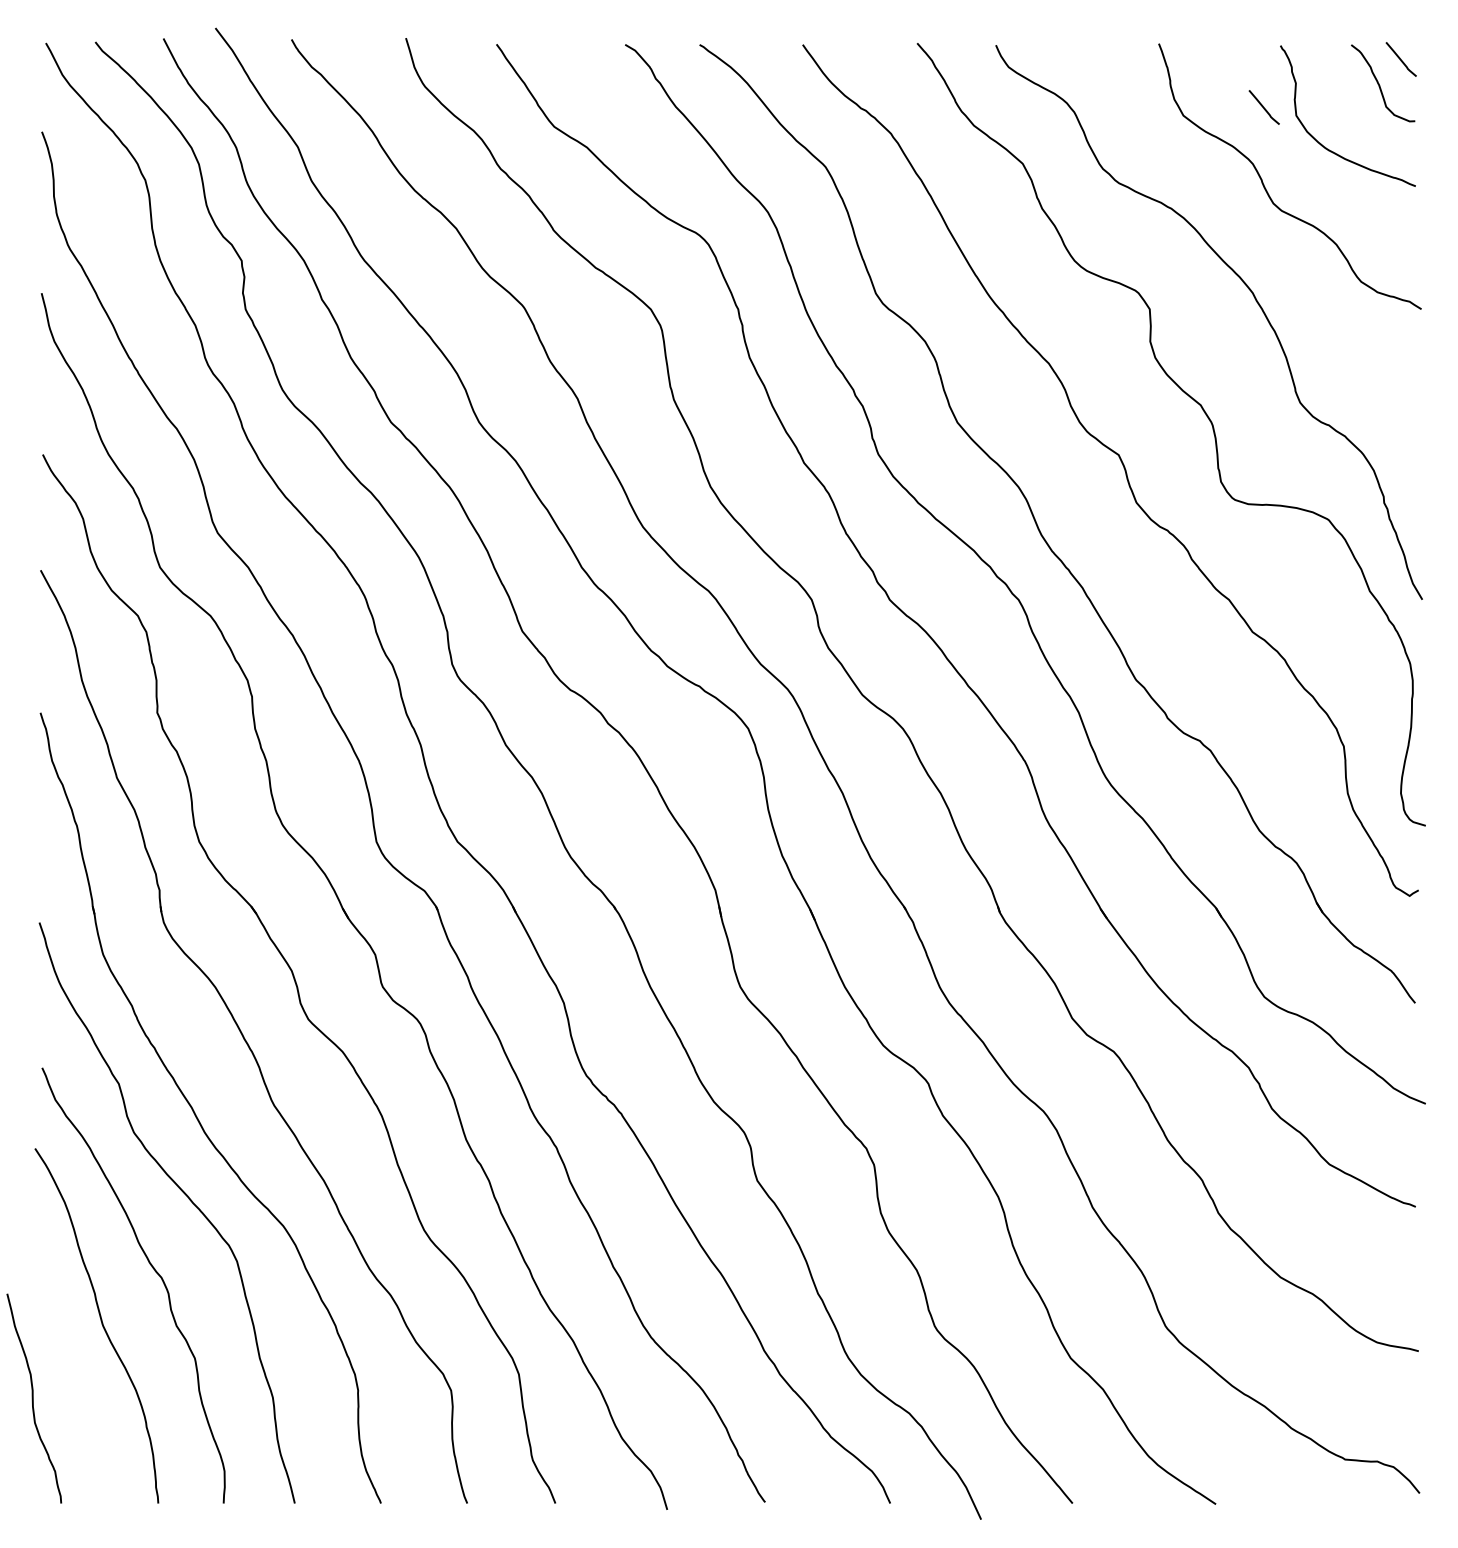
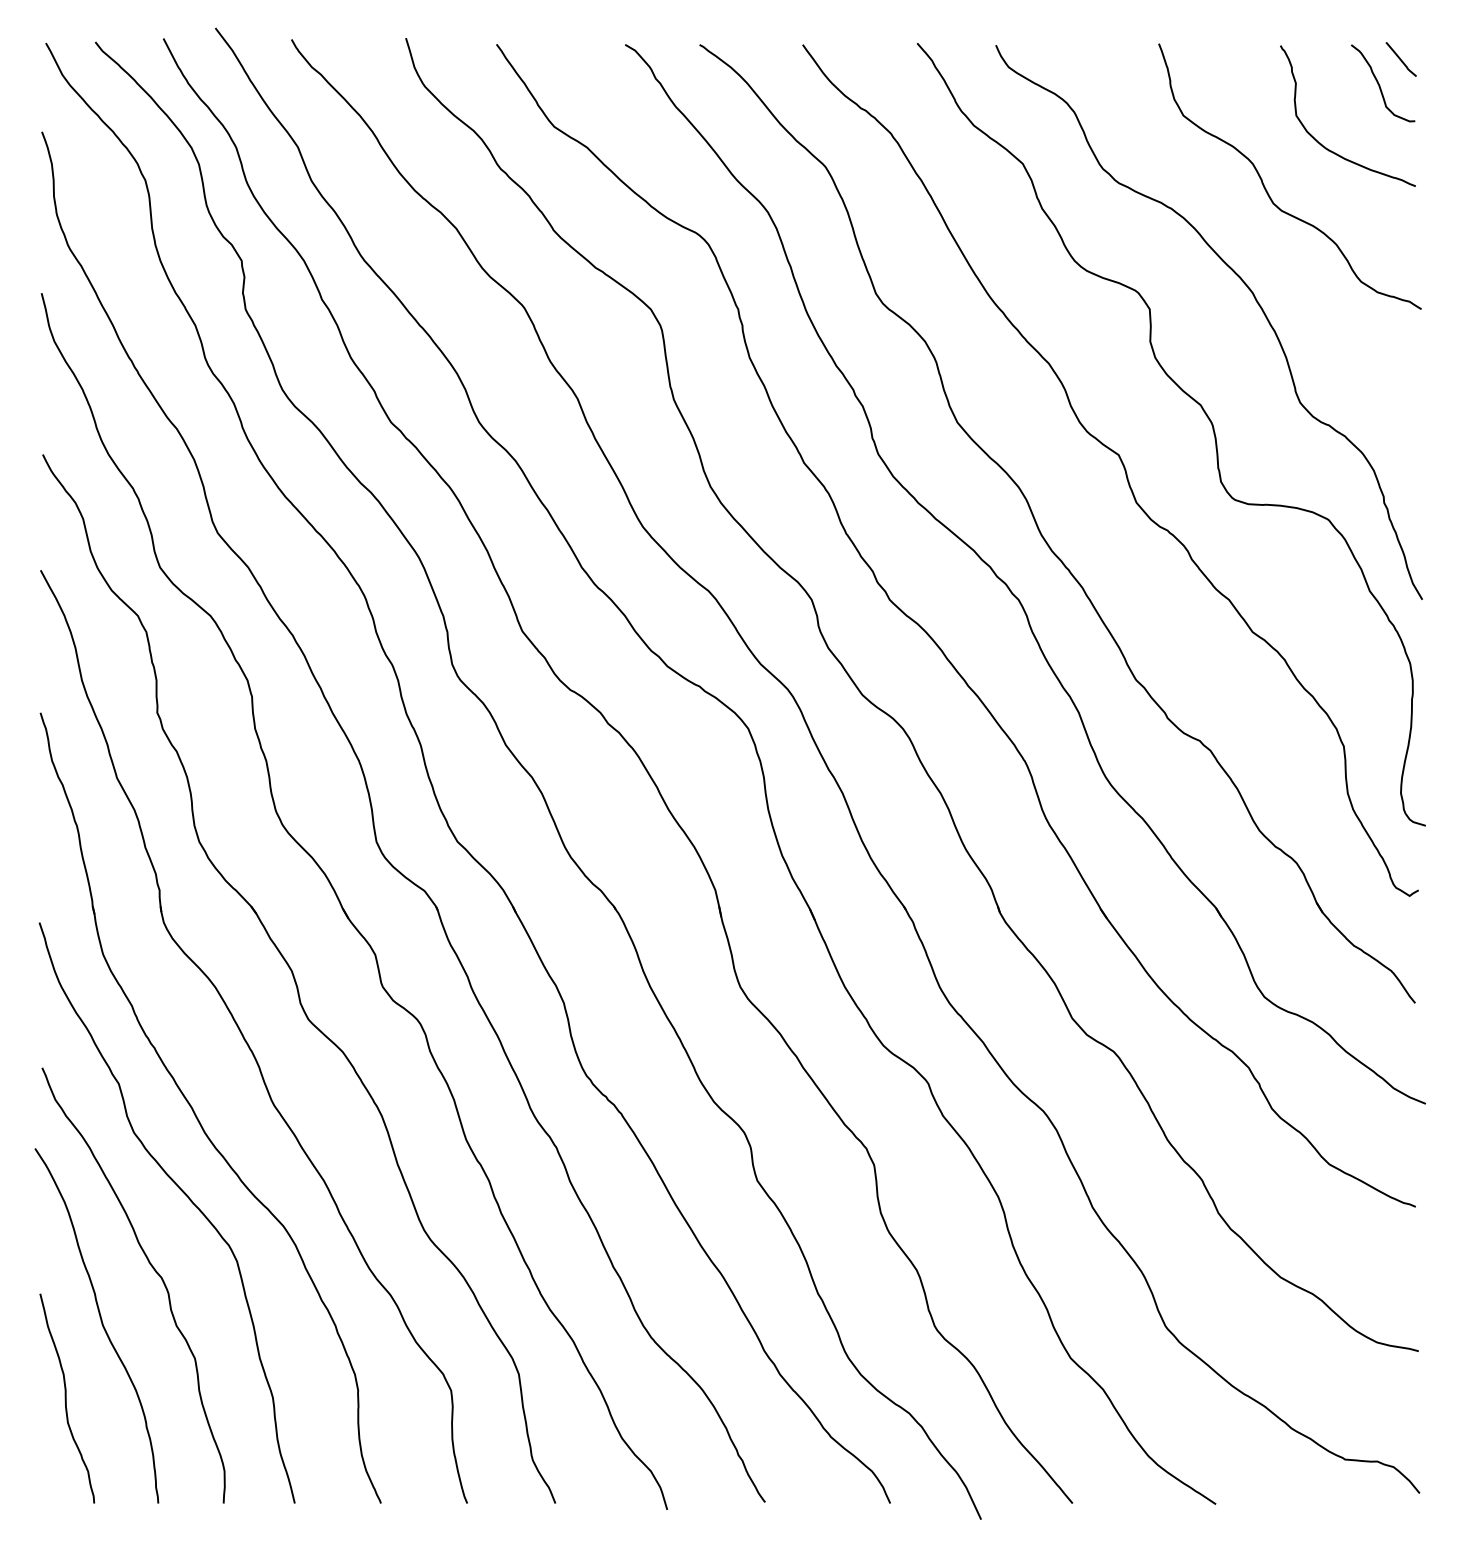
line: present -> none (1263, 107)
curve position: (33, 1398) -> (66, 1398) (66, 1398)
